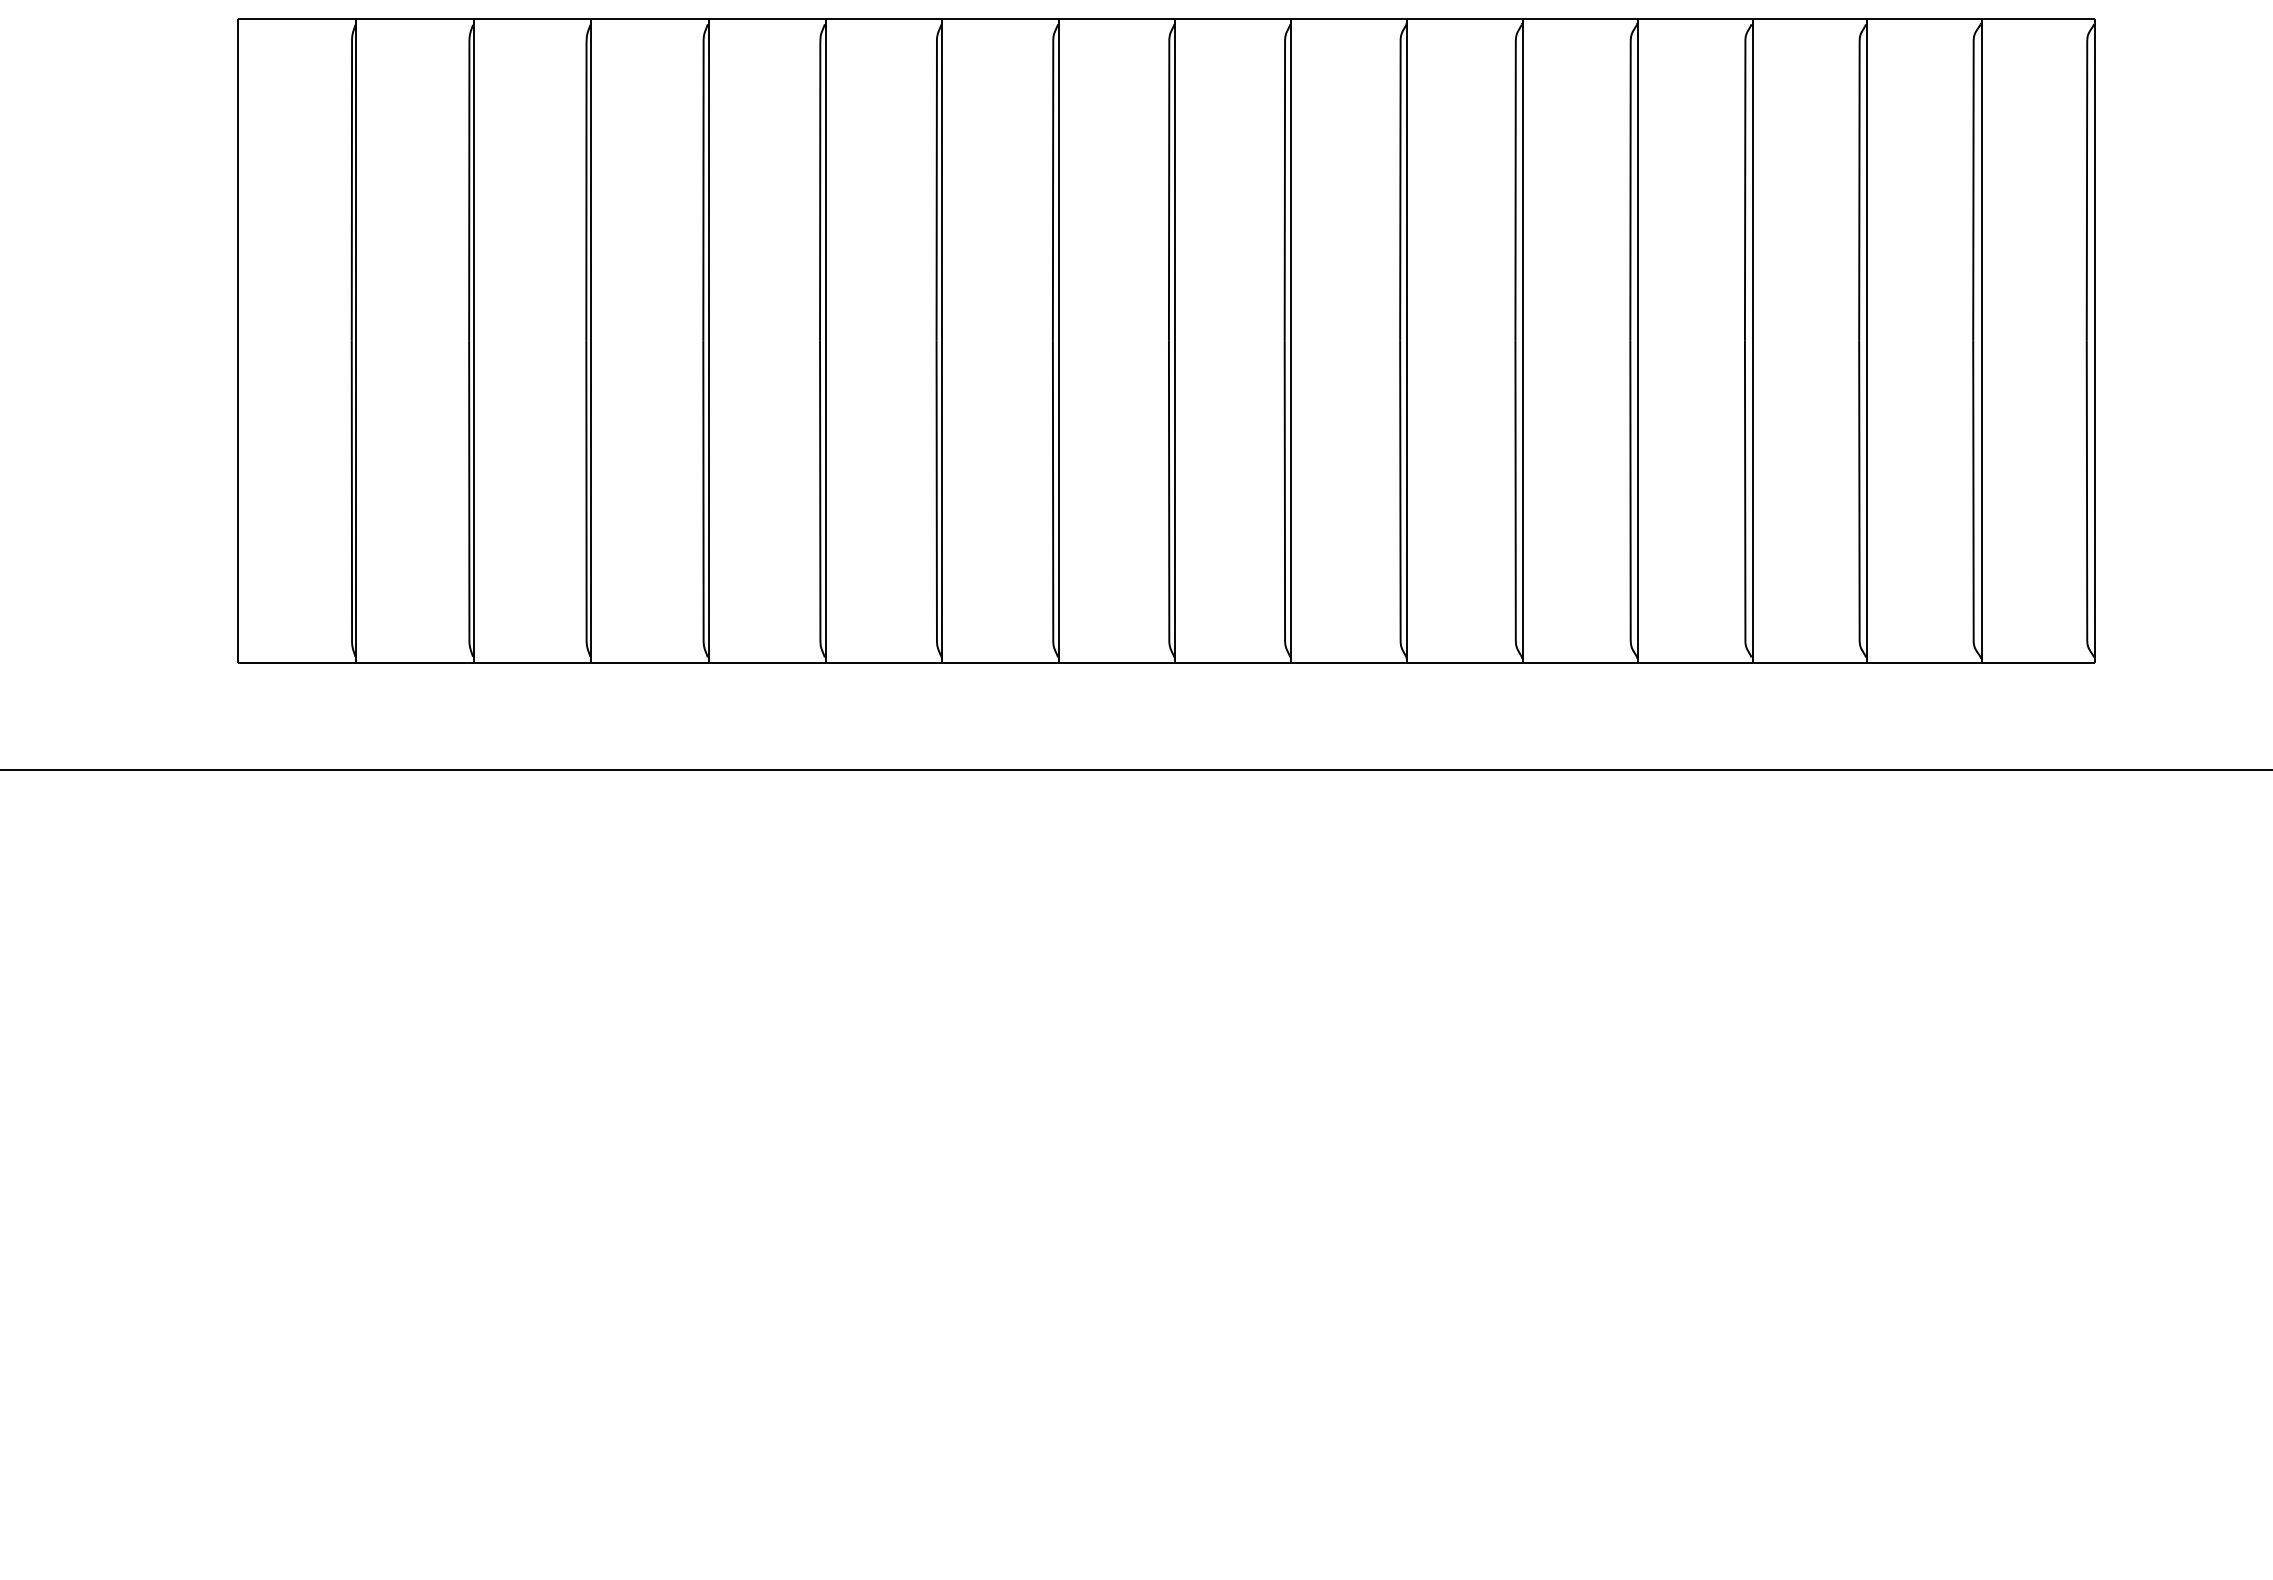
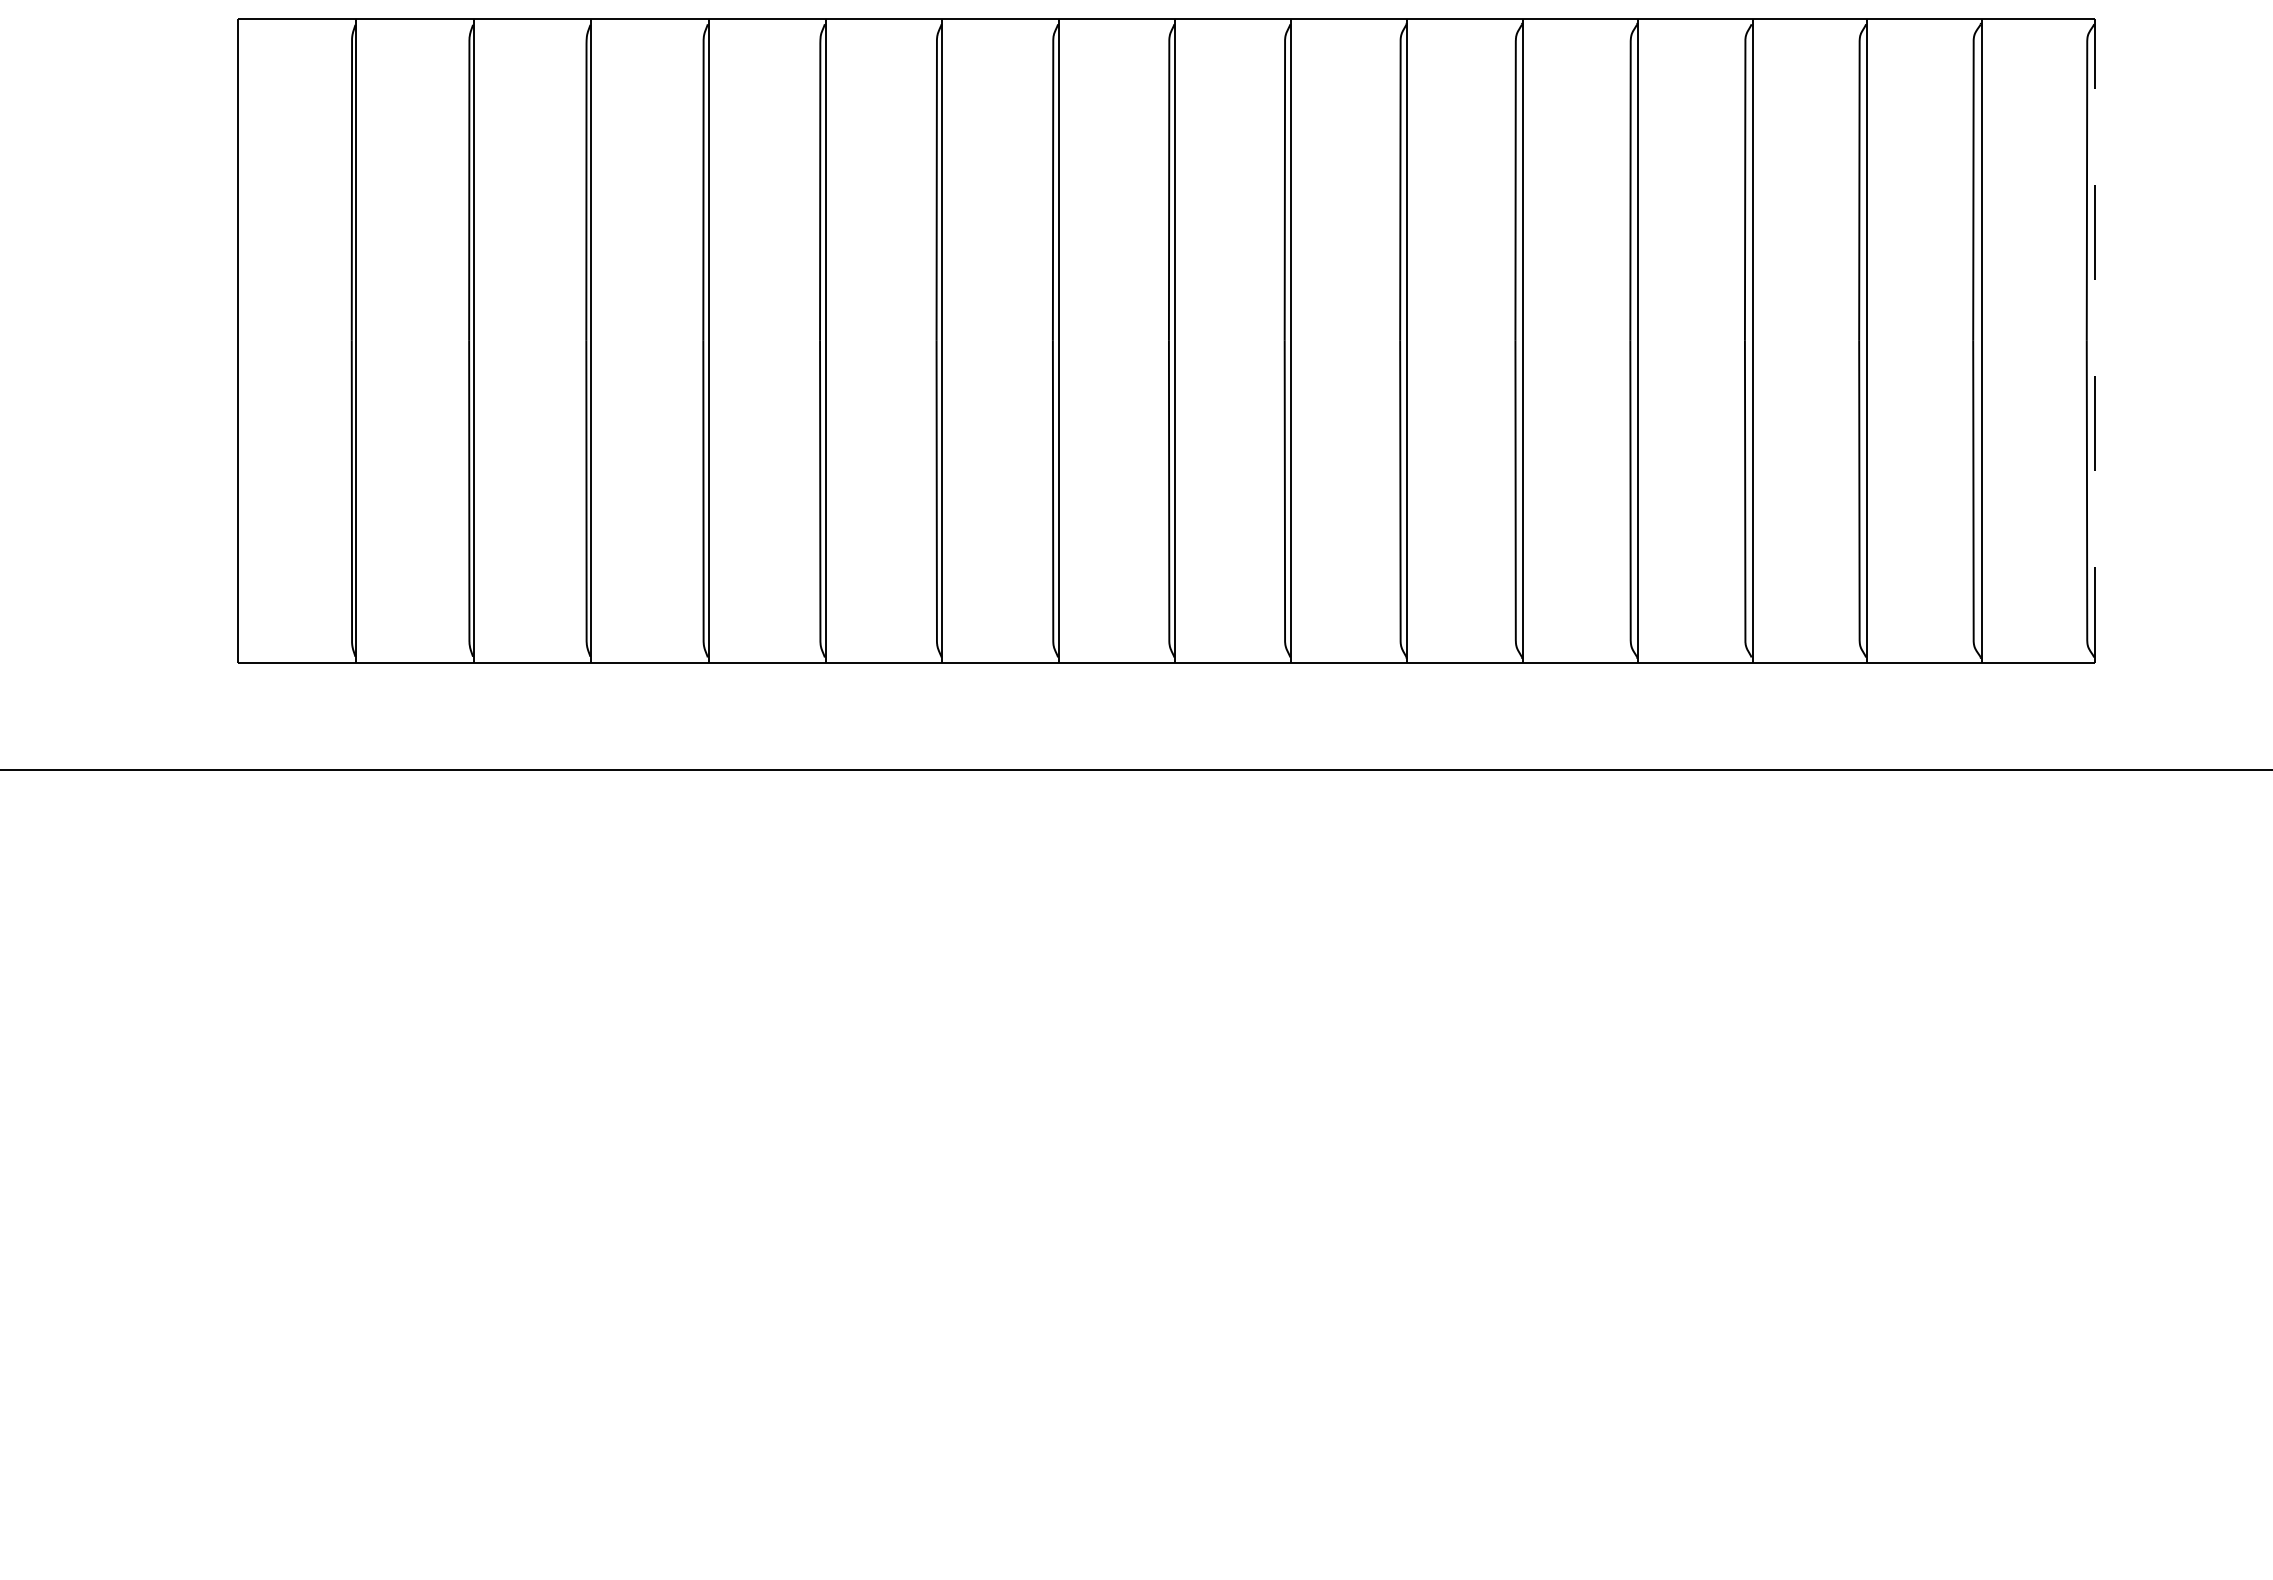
line: solid -> dashed (2095, 340)
